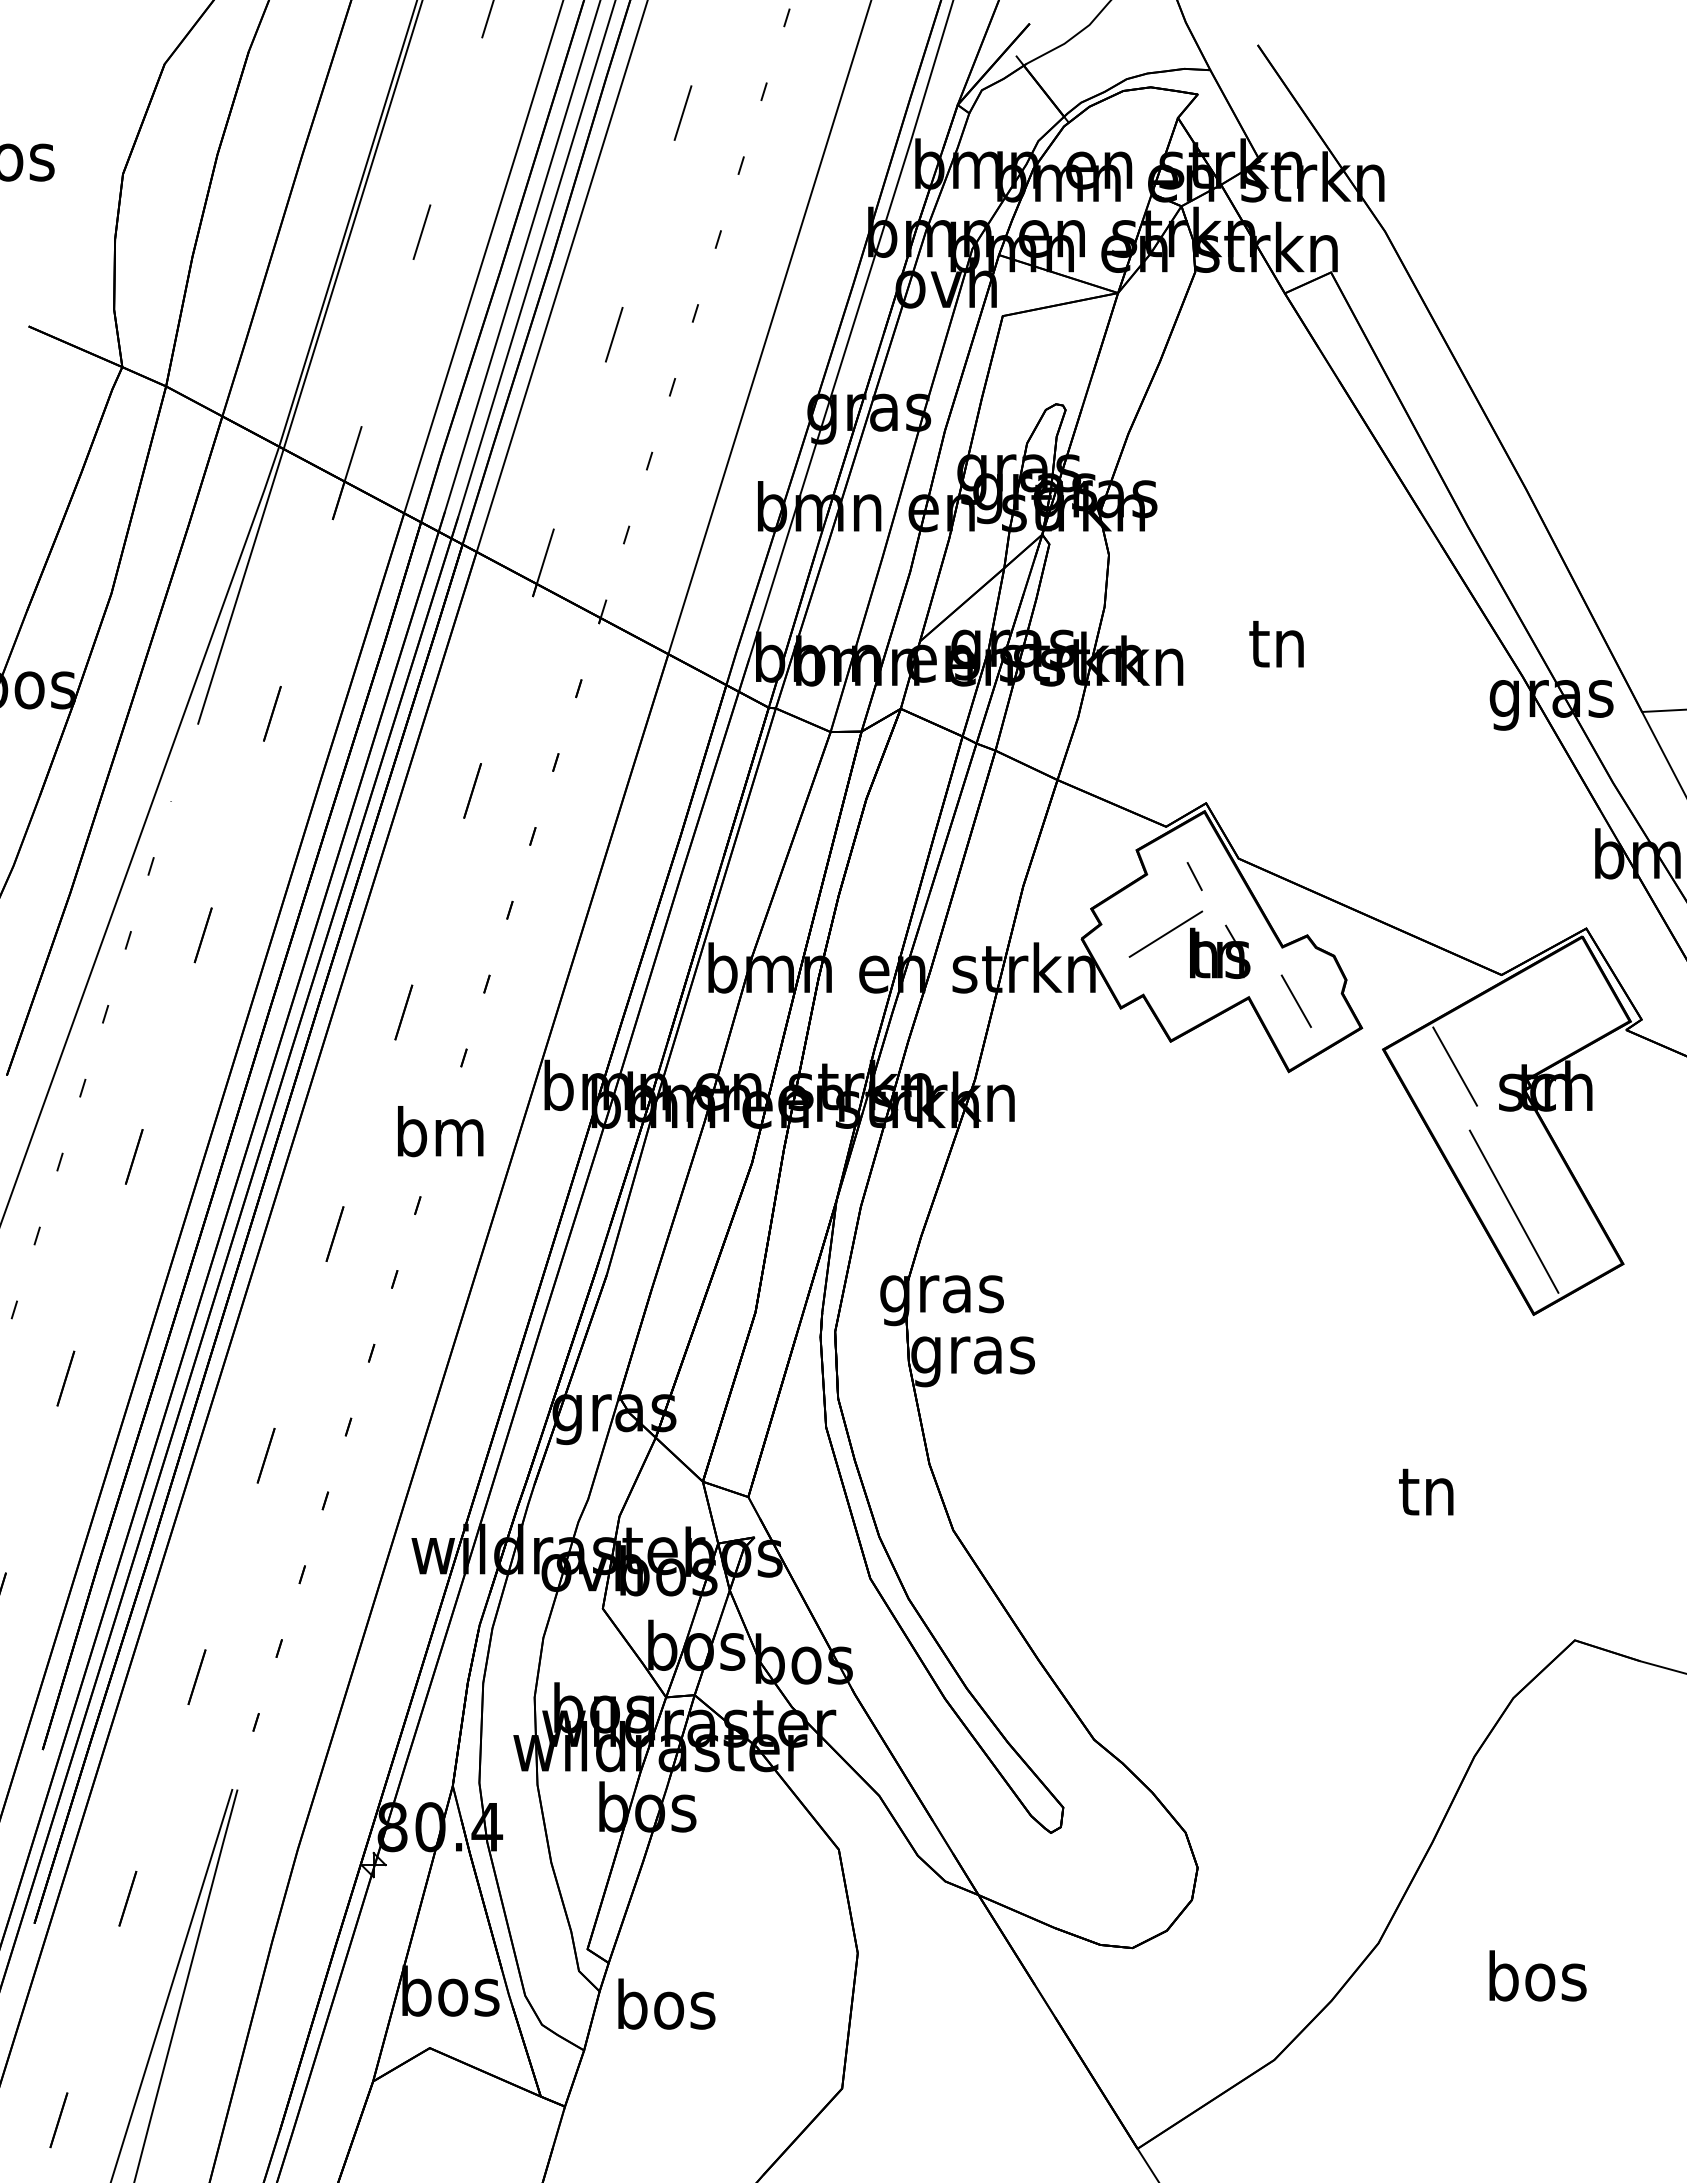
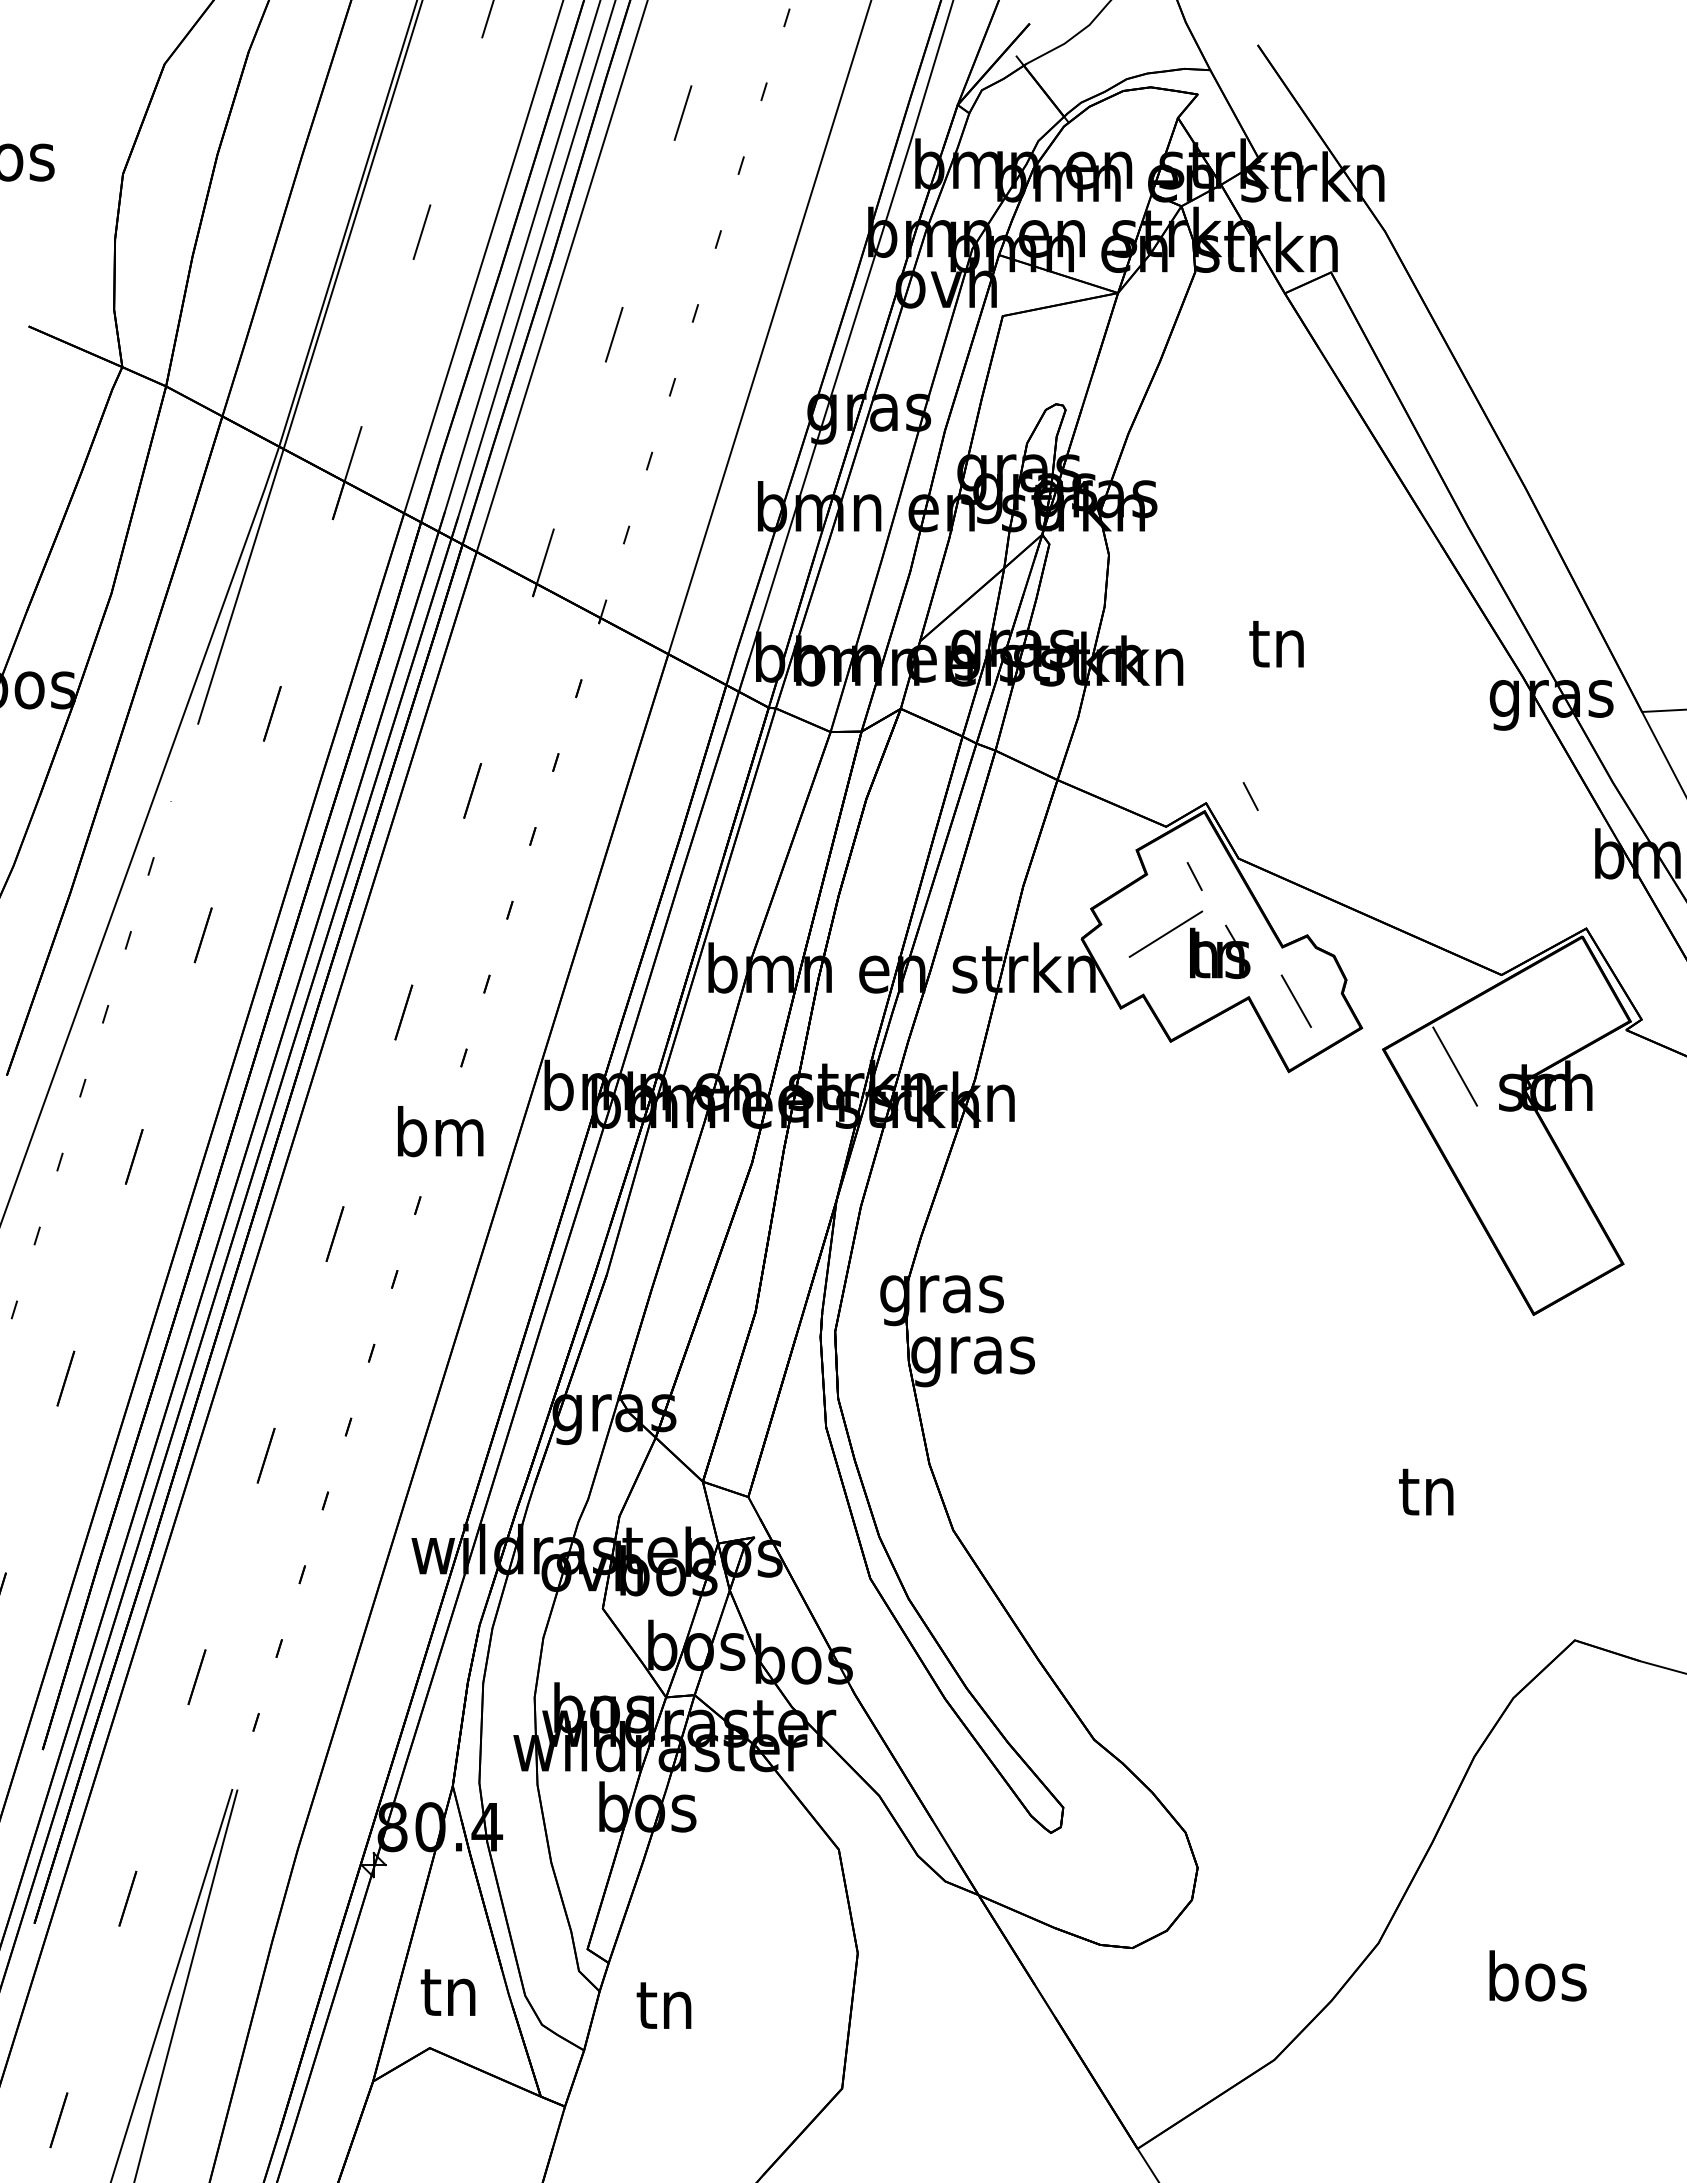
line: none -> present (1250, 796)
line: present -> none (1513, 1211)
text: bos -> tn (450, 1990)
text: bos -> tn (666, 2003)
